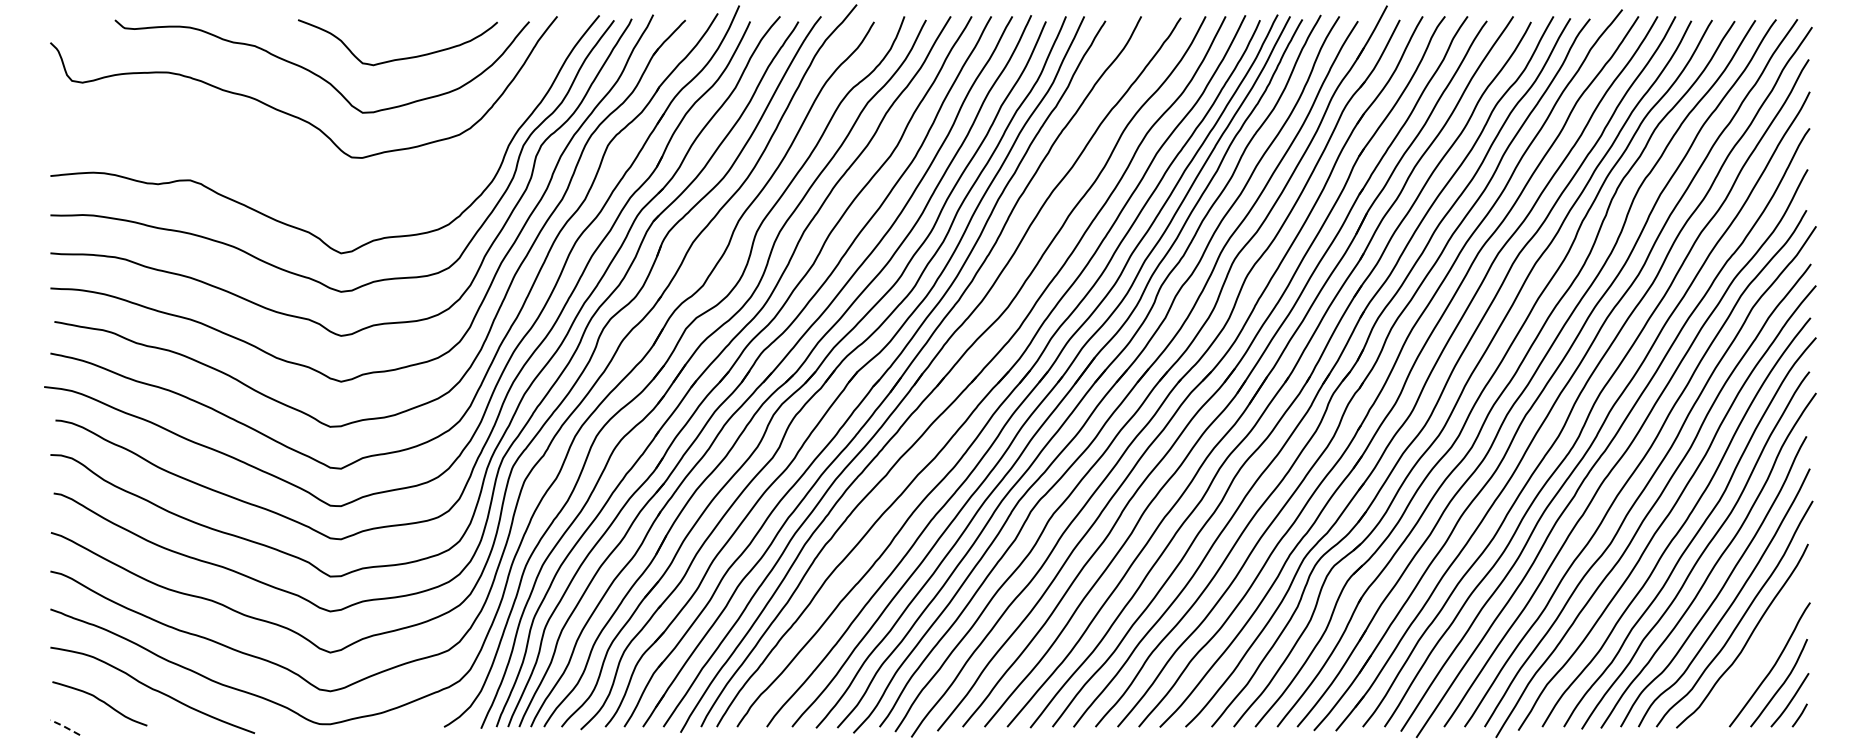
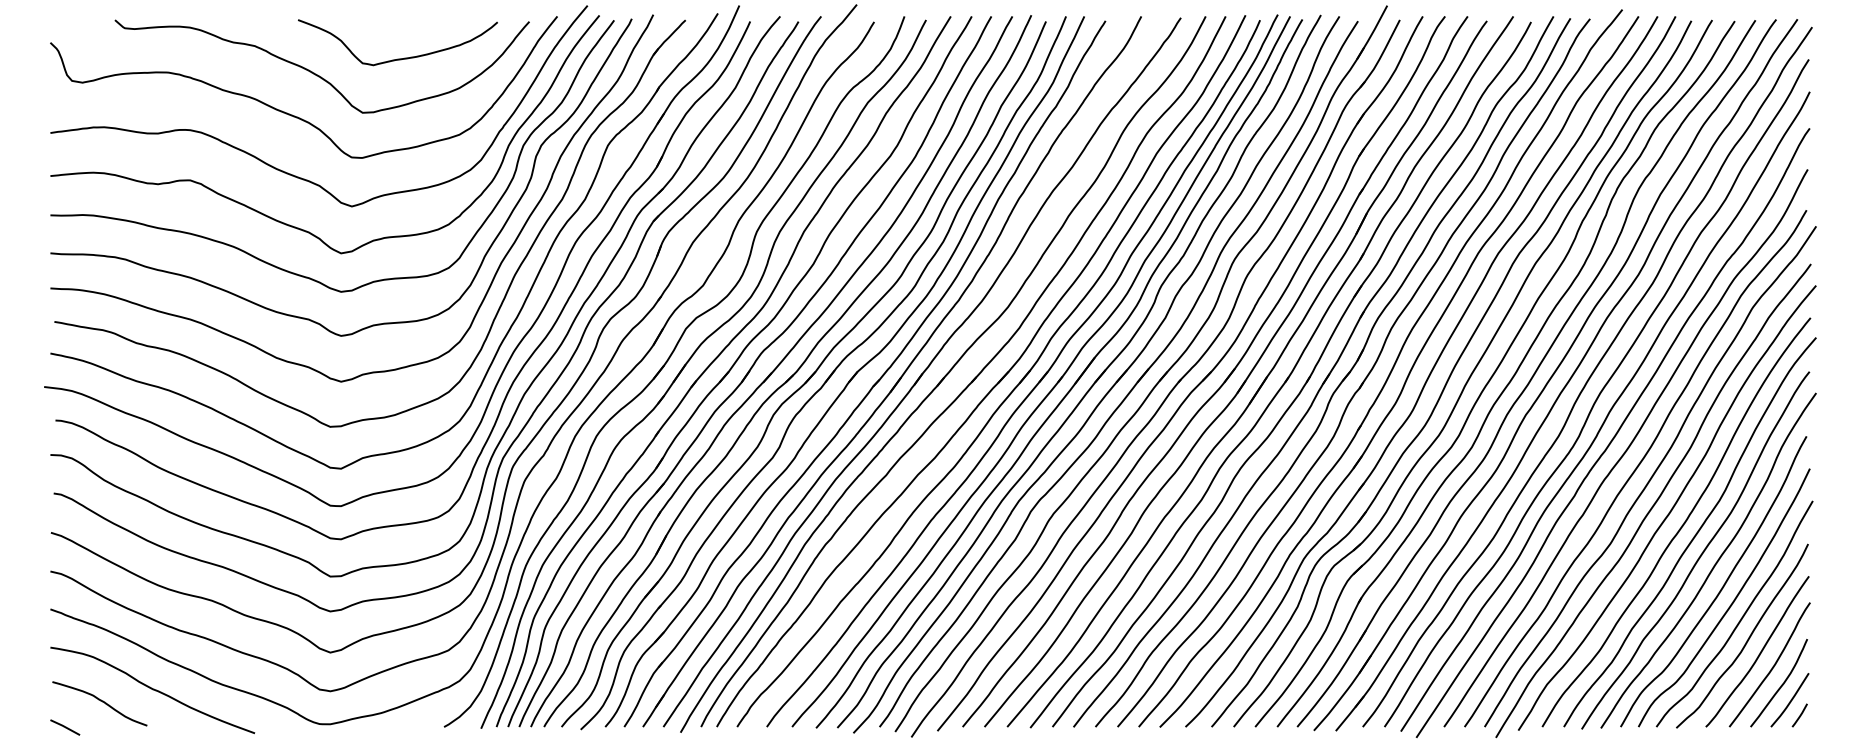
curve: none -> present (293, 174)
curve: none -> present (1759, 652)
line: dashed -> solid (64, 726)
